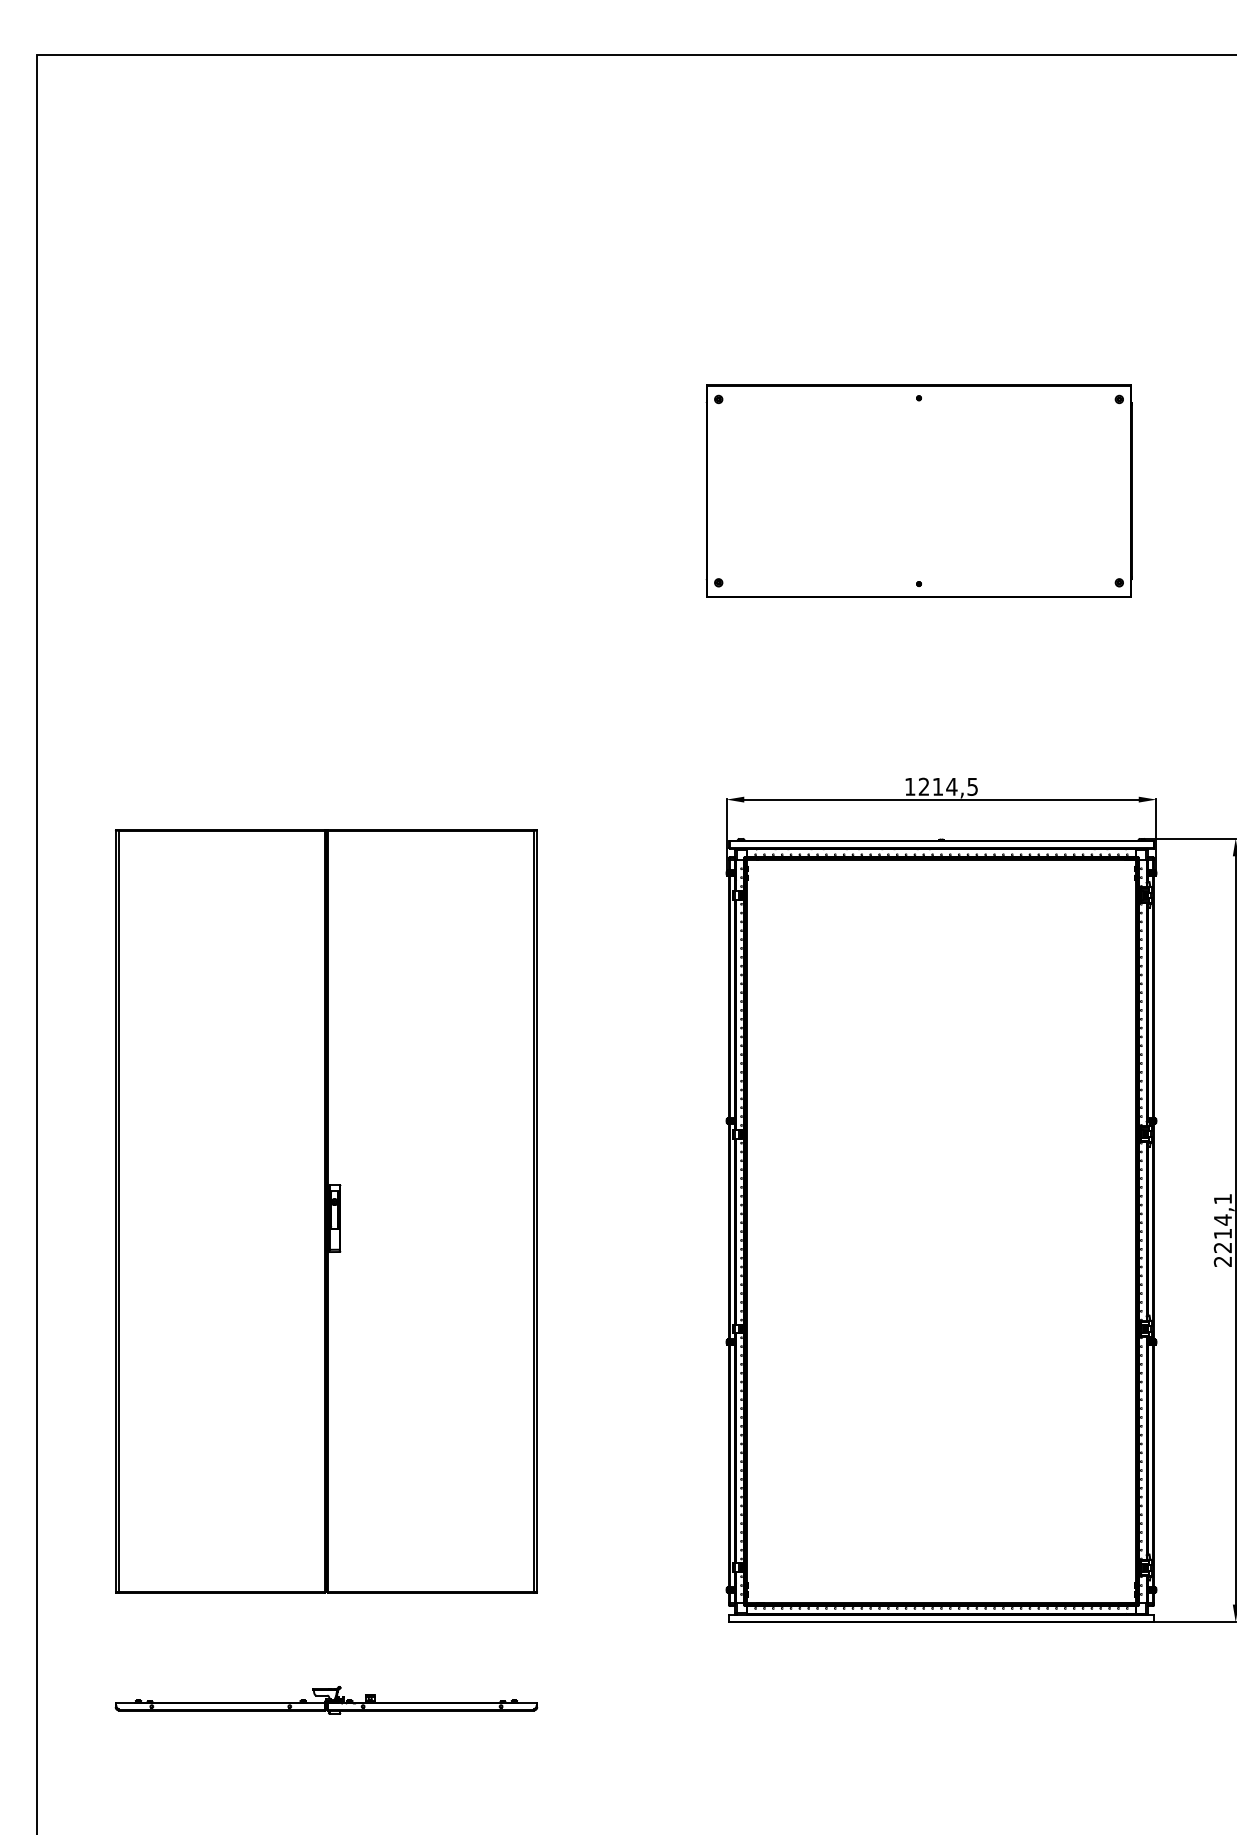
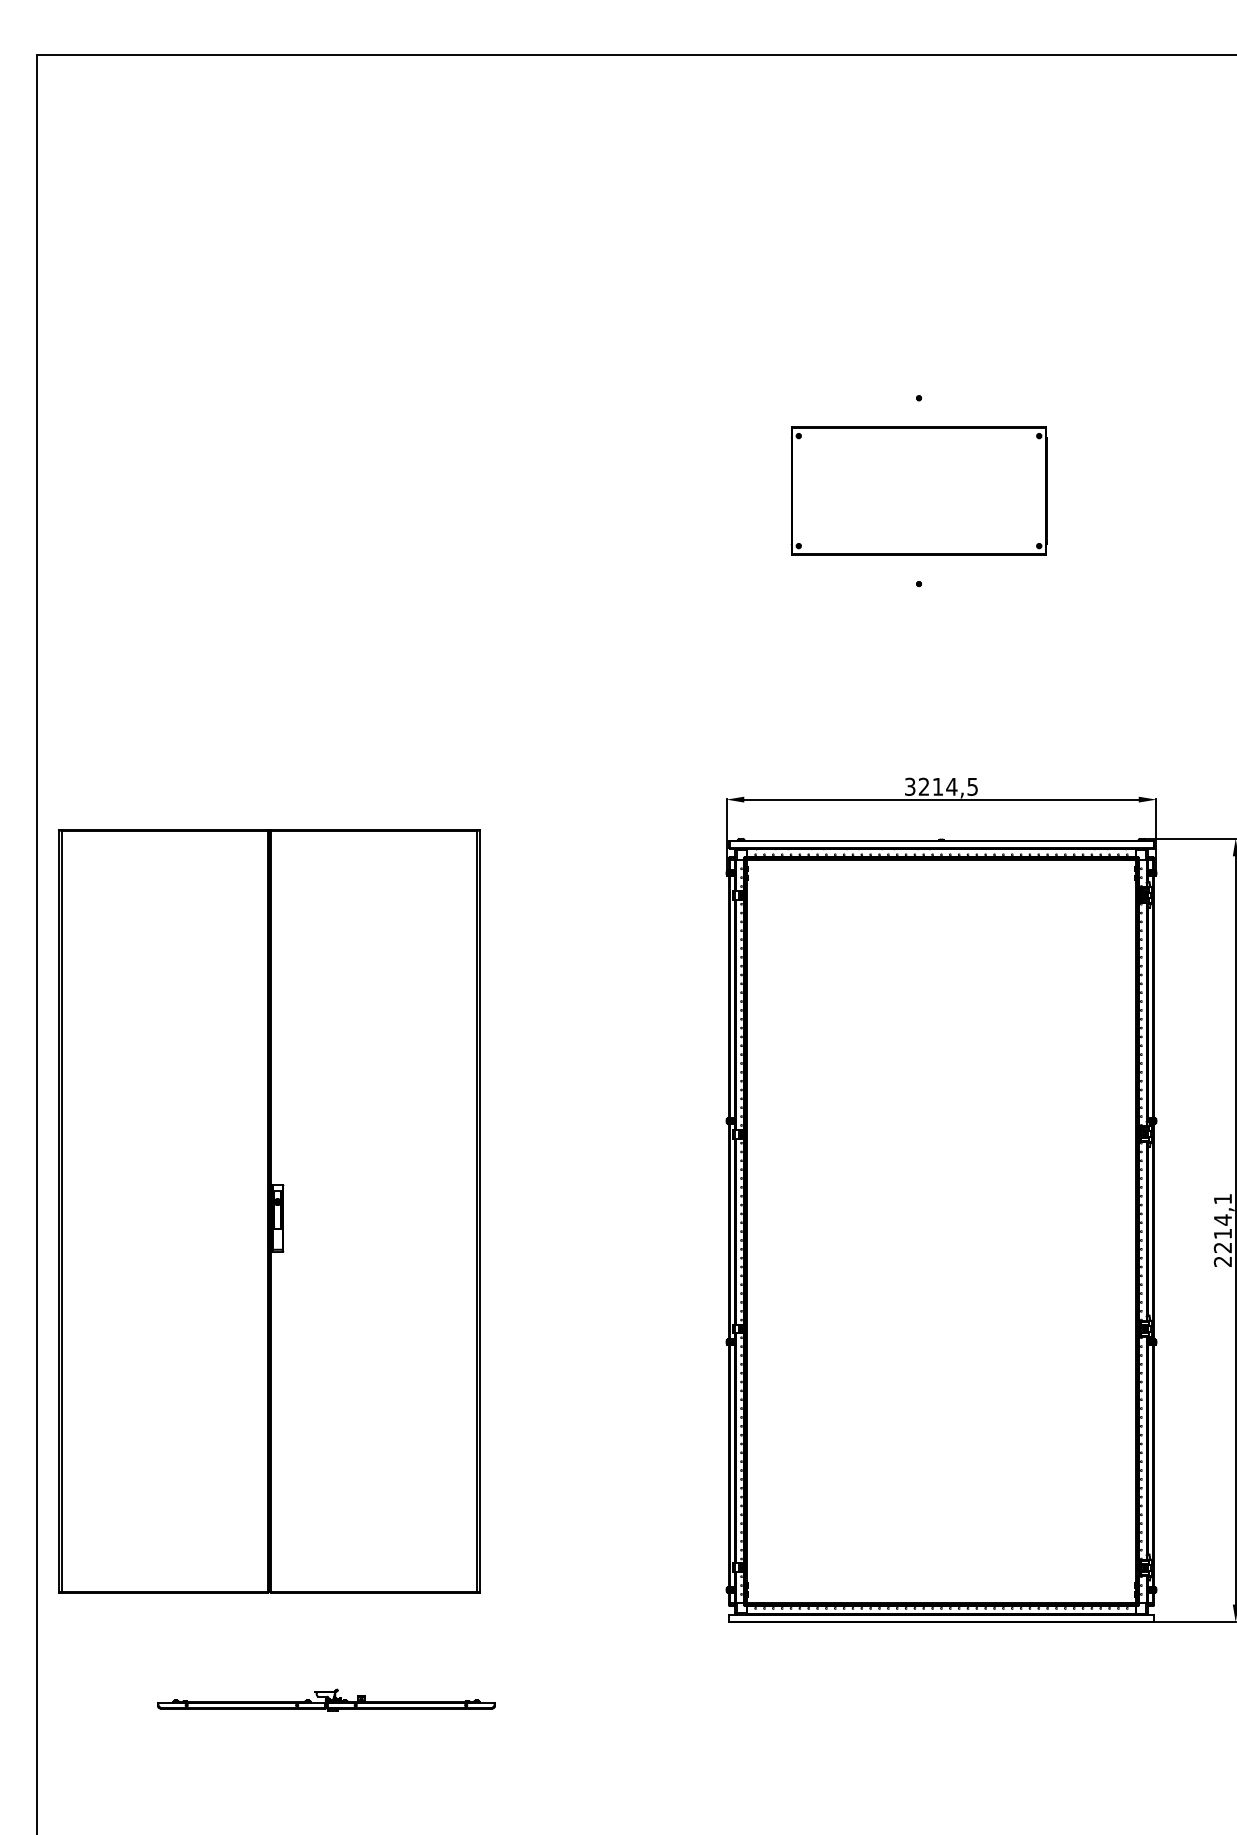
part size: 428x214 px -> 258x130 px (918, 490)
text: 1214,5 -> 3214,5 (910, 786)
part position: (326, 1211) -> (269, 1211) (269, 1211)
part size: 425x29 px -> 339x24 px (326, 1699)
